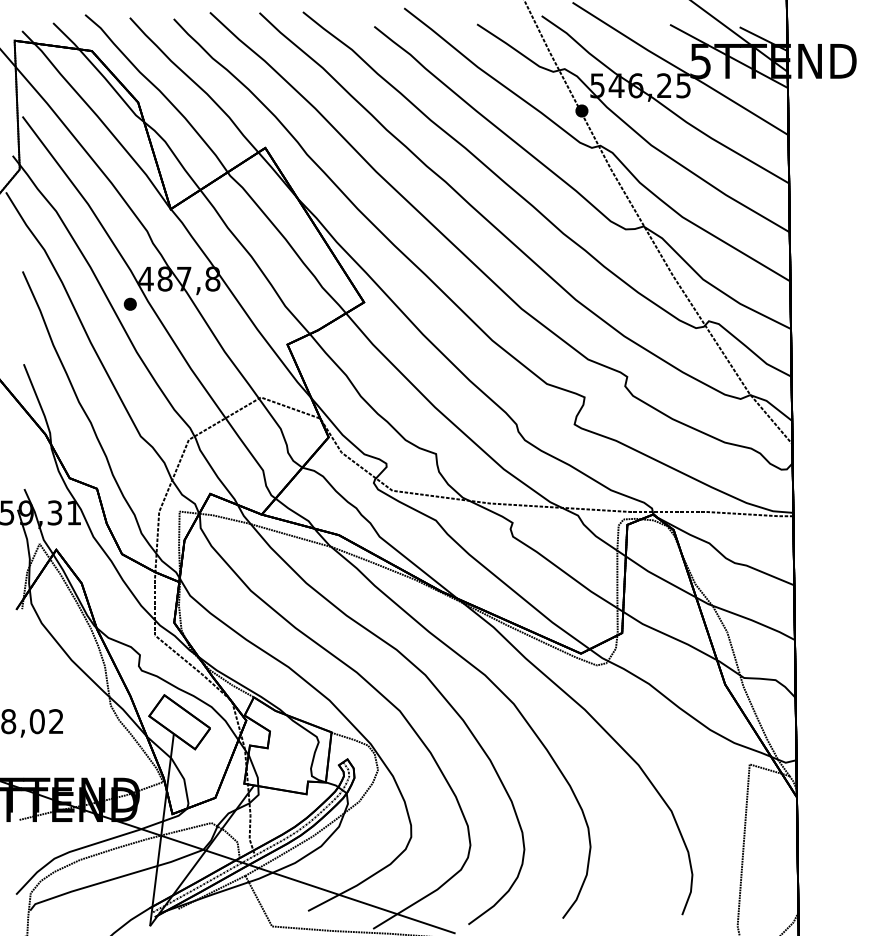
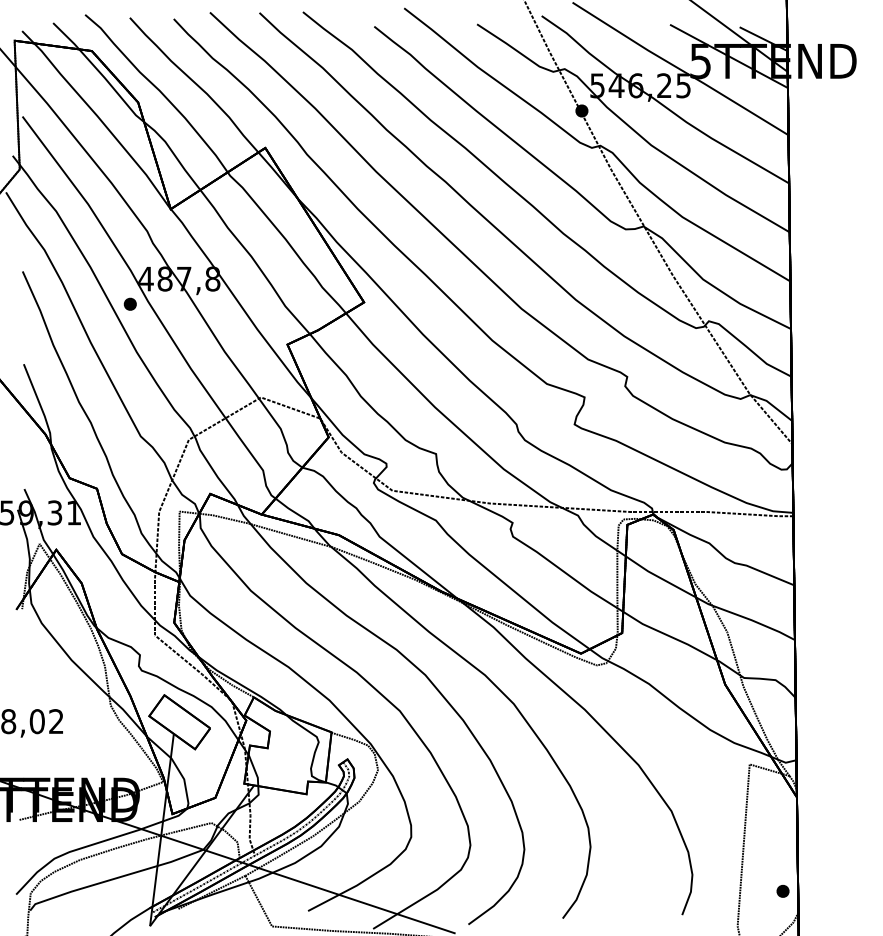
part: none -> present (782, 891)
